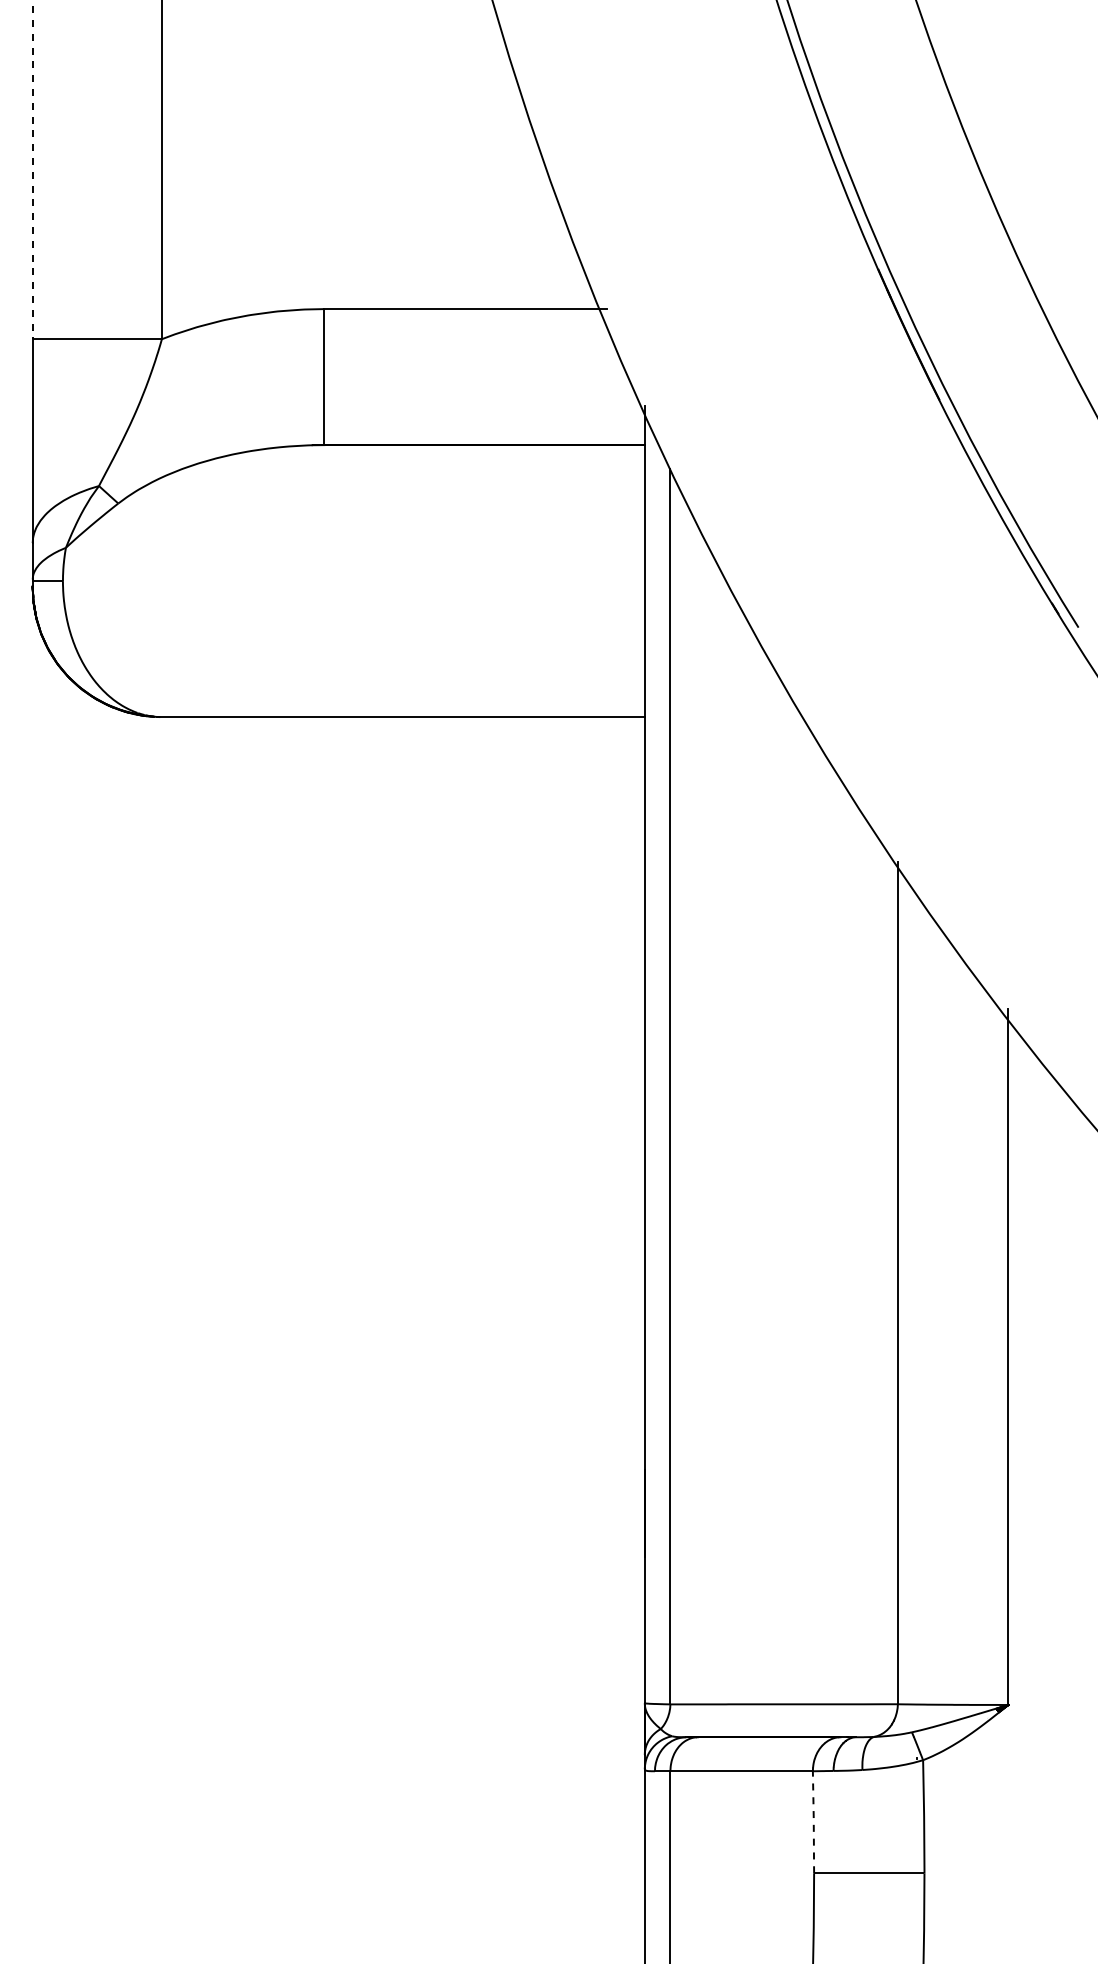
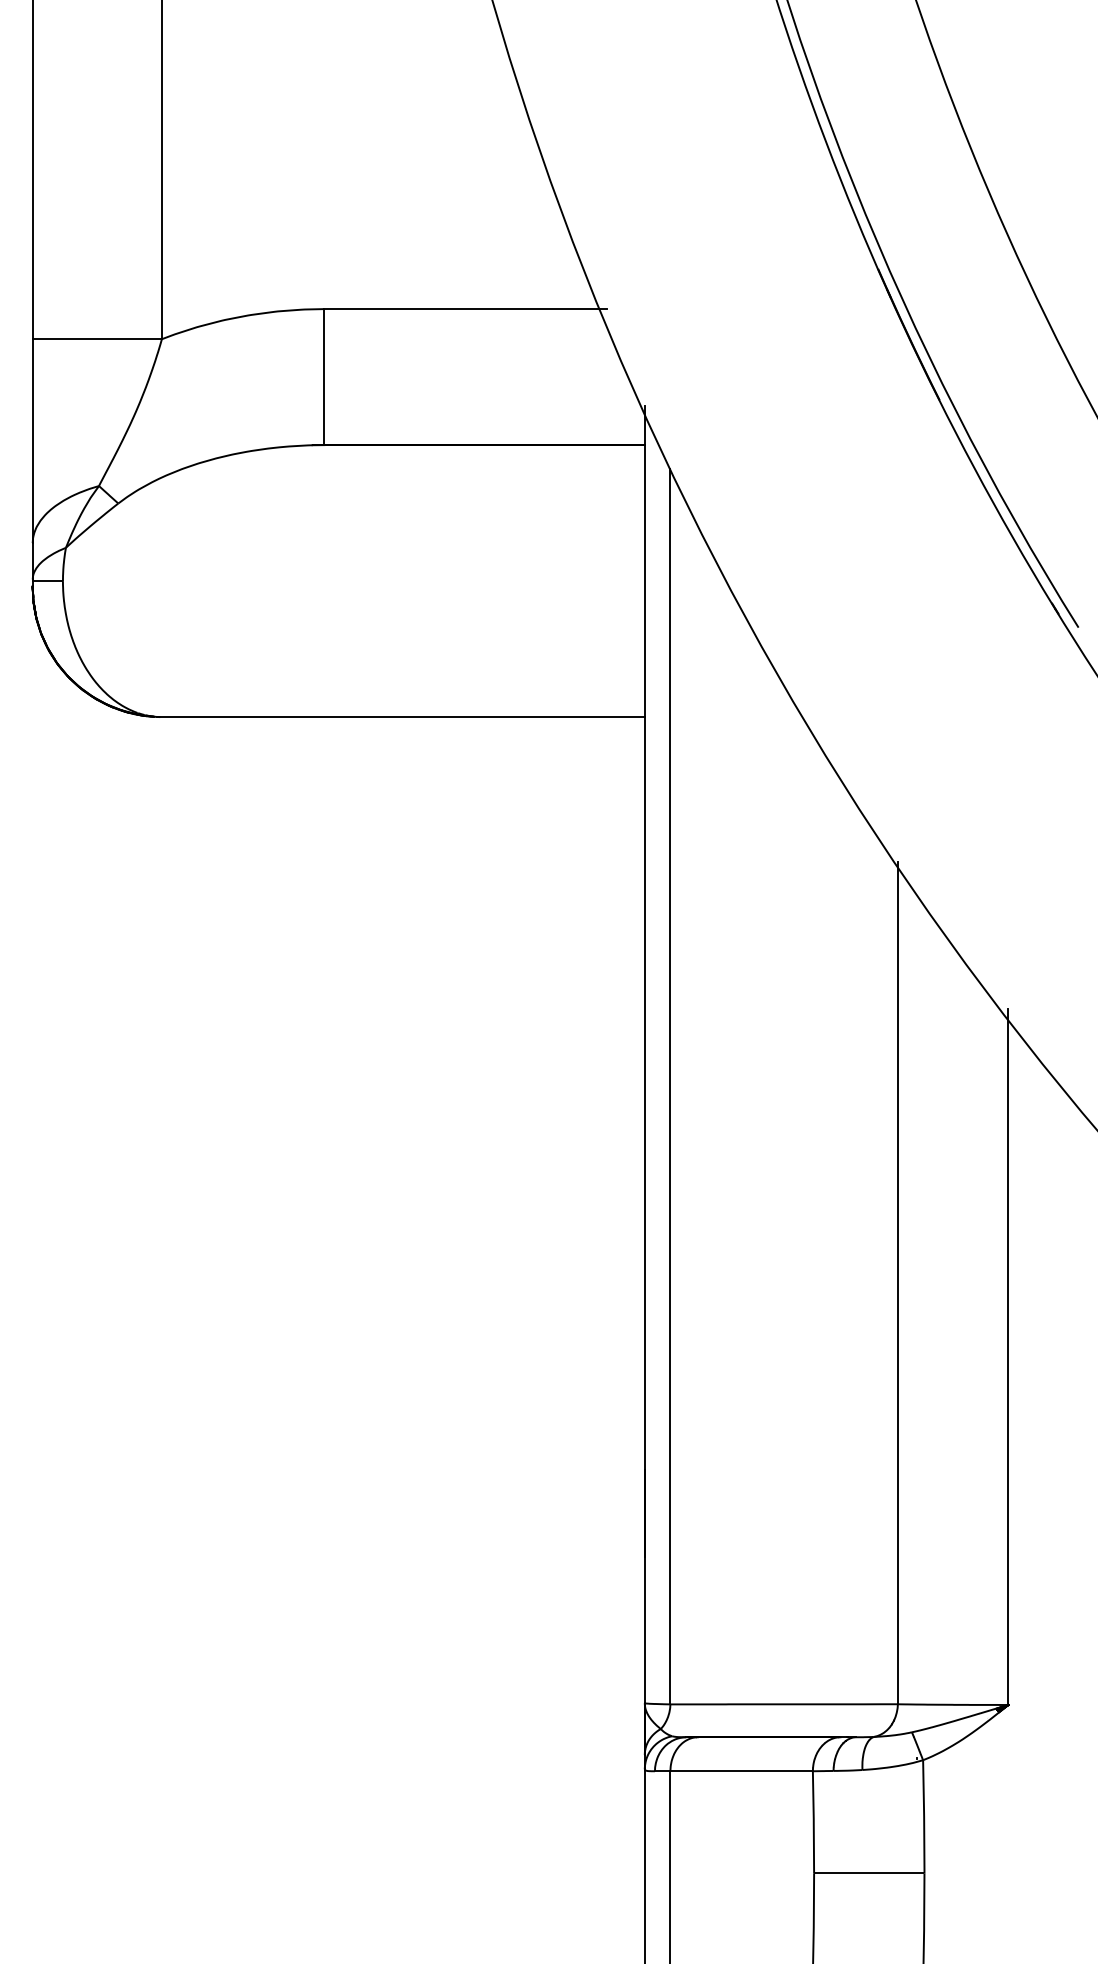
line: dashed -> solid (32, 170)
line: dashed -> solid (813, 1821)
